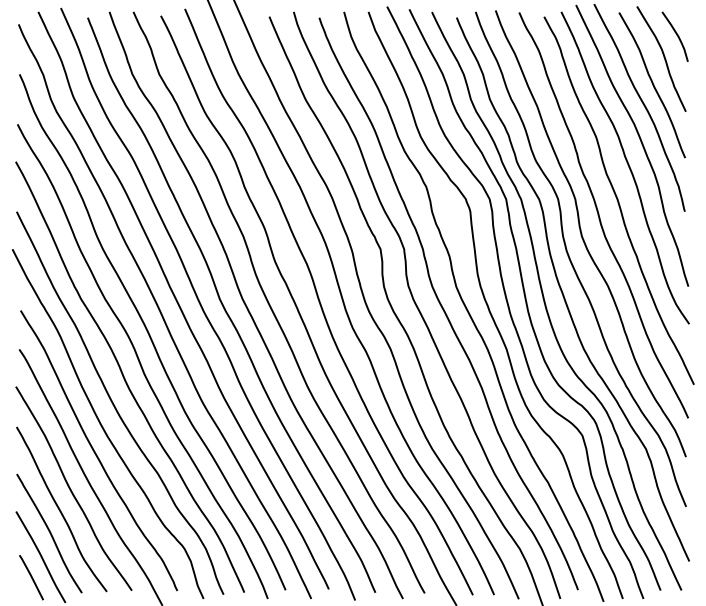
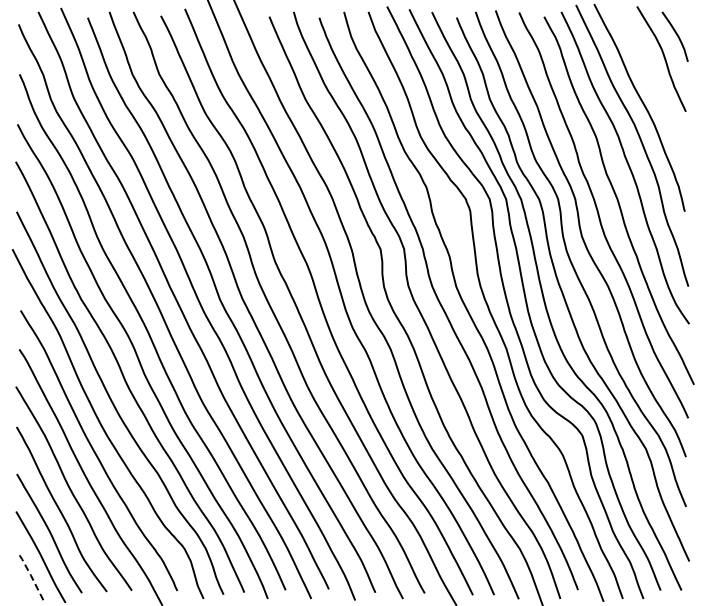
curve: present -> none (652, 85)
line: solid -> dashed (31, 576)
